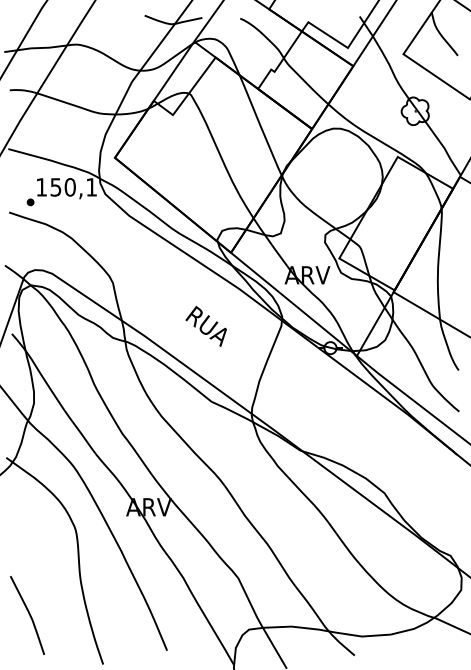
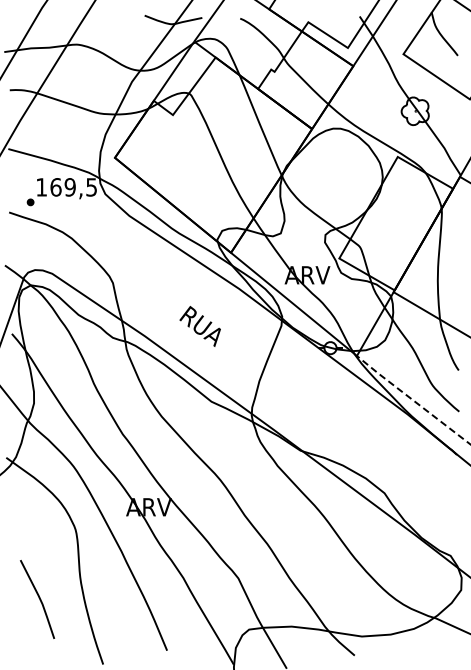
text: 150,1 -> 169,5 (73, 187)
text position: (205, 326) -> (199, 326) (199, 326)
line: solid -> dashed (413, 400)
line position: (28, 614) -> (38, 598) (38, 598)
